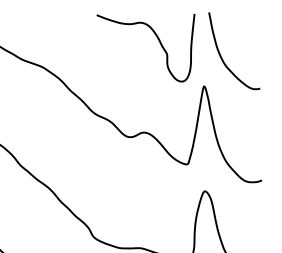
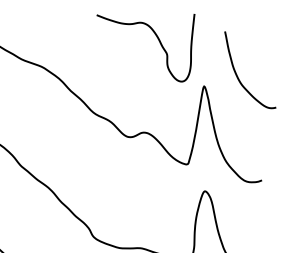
curve position: (222, 57) -> (238, 76) (238, 76)
